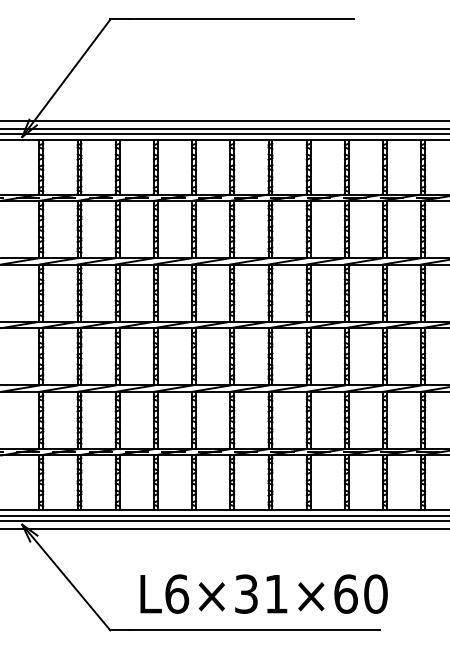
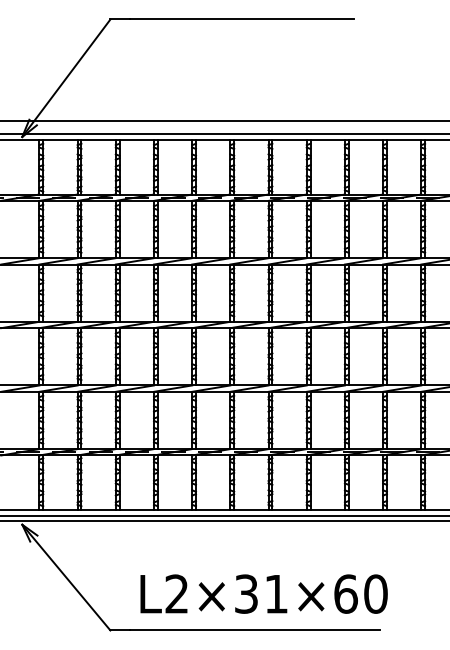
line: present -> none (224, 128)
line: present -> none (224, 528)
text: L6×31×60 -> L2×31×60 (177, 593)
